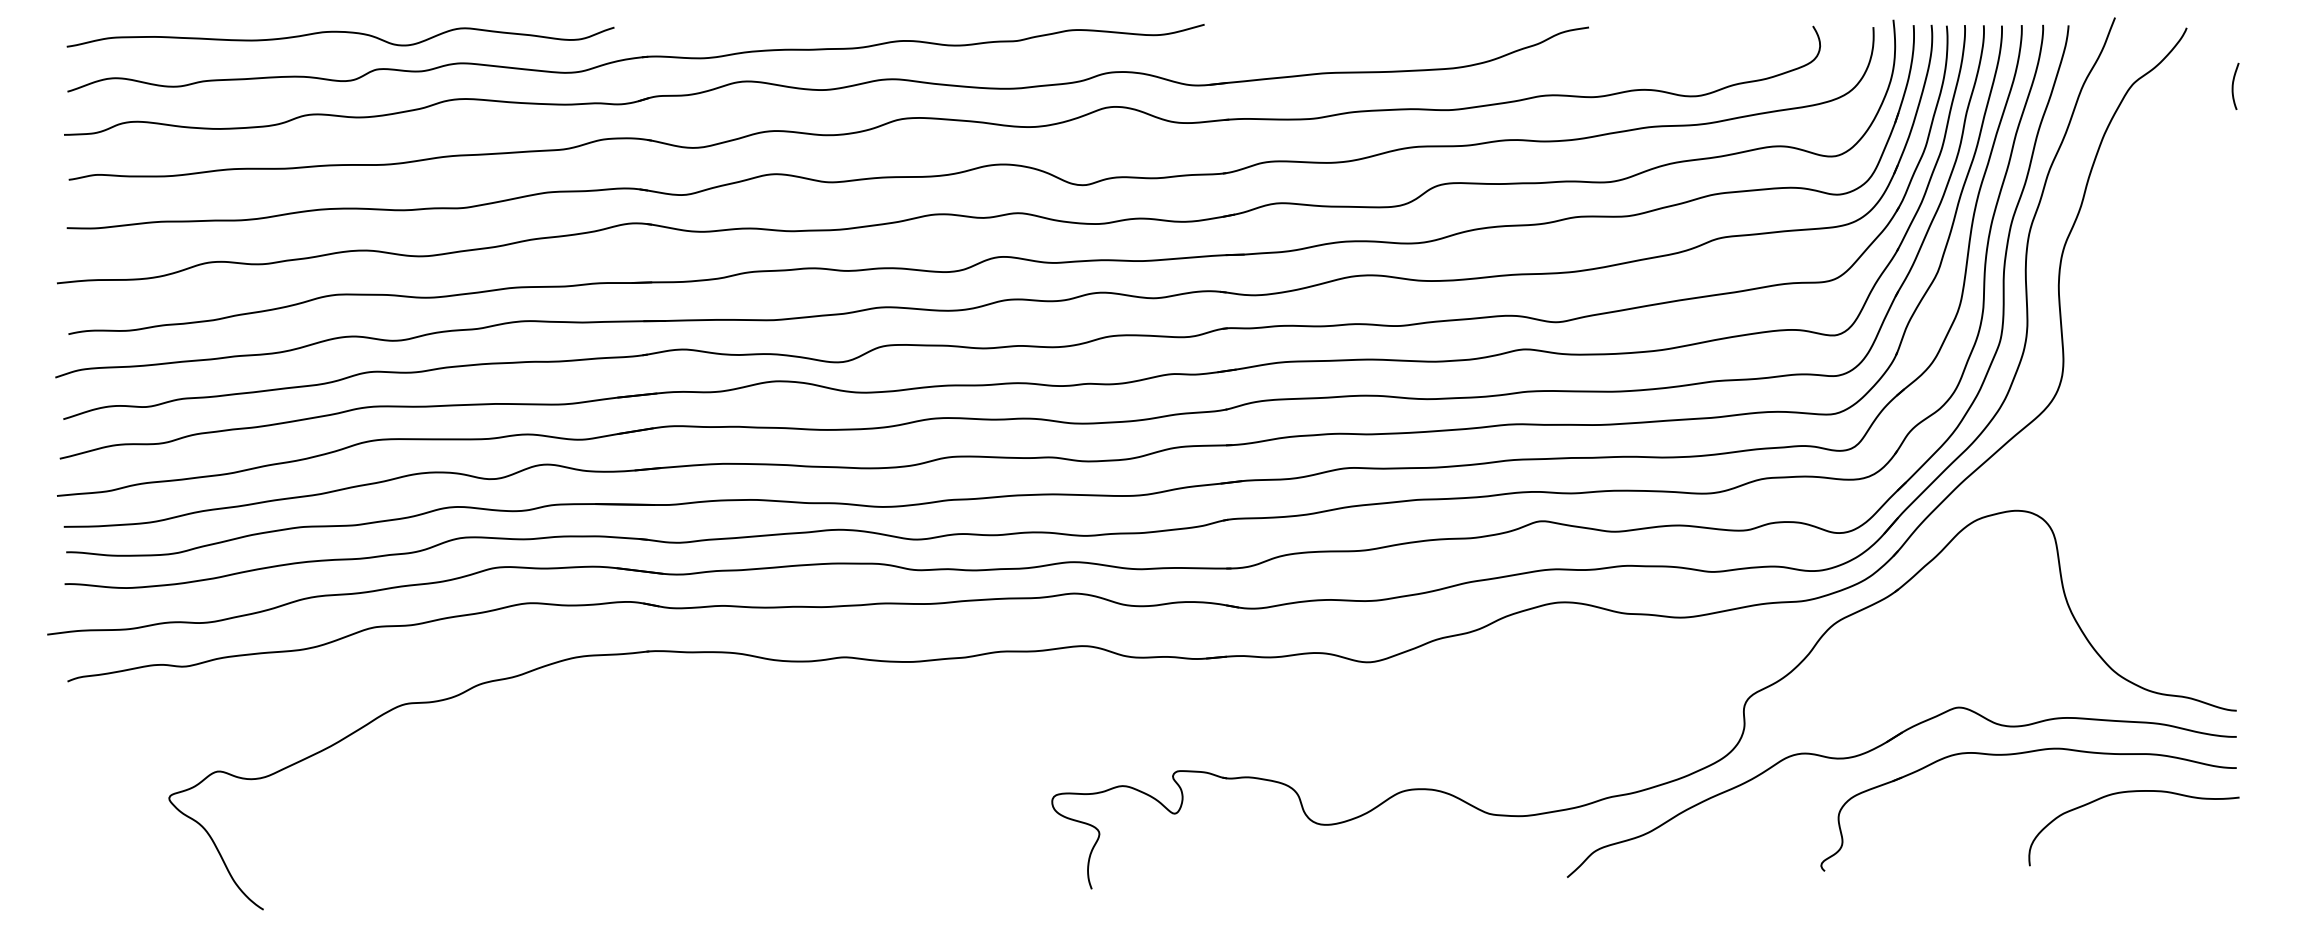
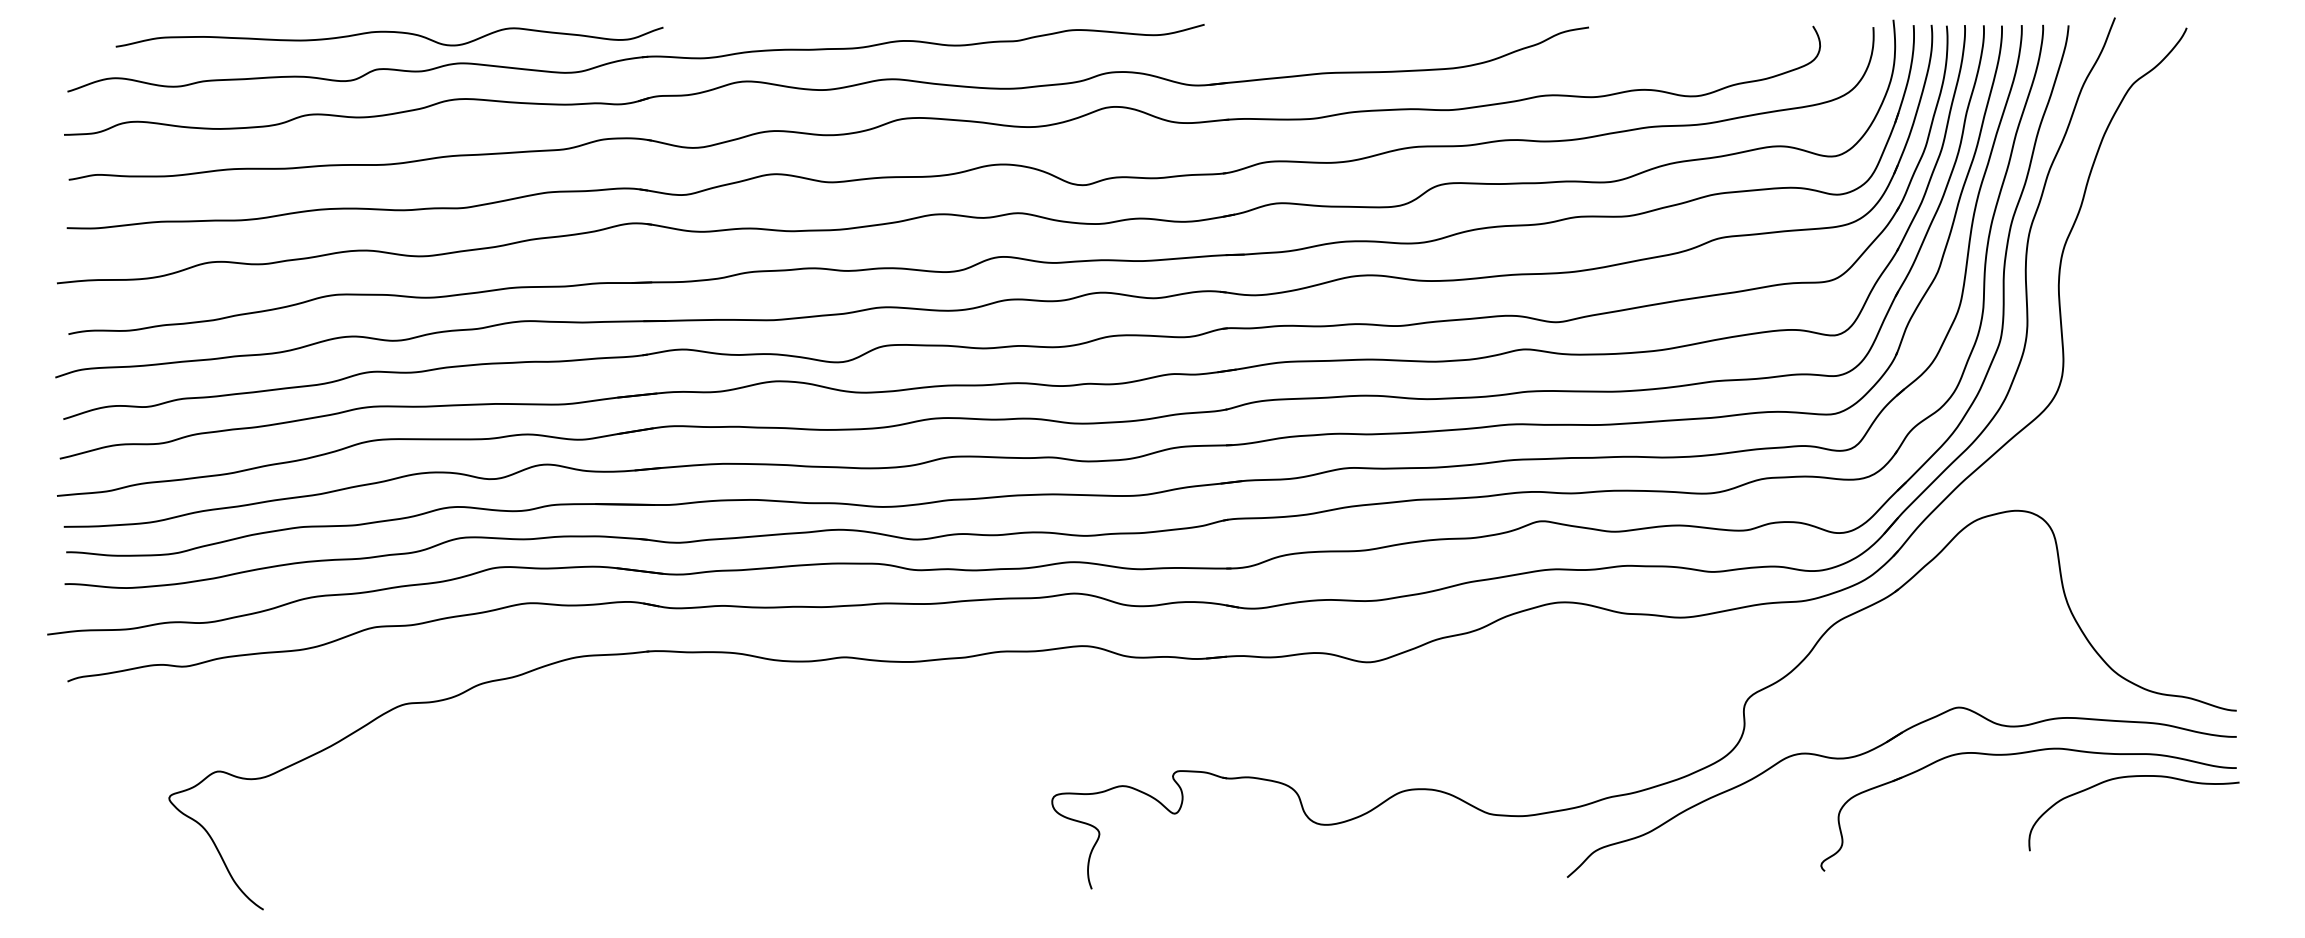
curve position: (340, 32) -> (389, 32) (389, 32)
curve: present -> none (2233, 85)
curve position: (2133, 792) -> (2133, 777) (2133, 777)
